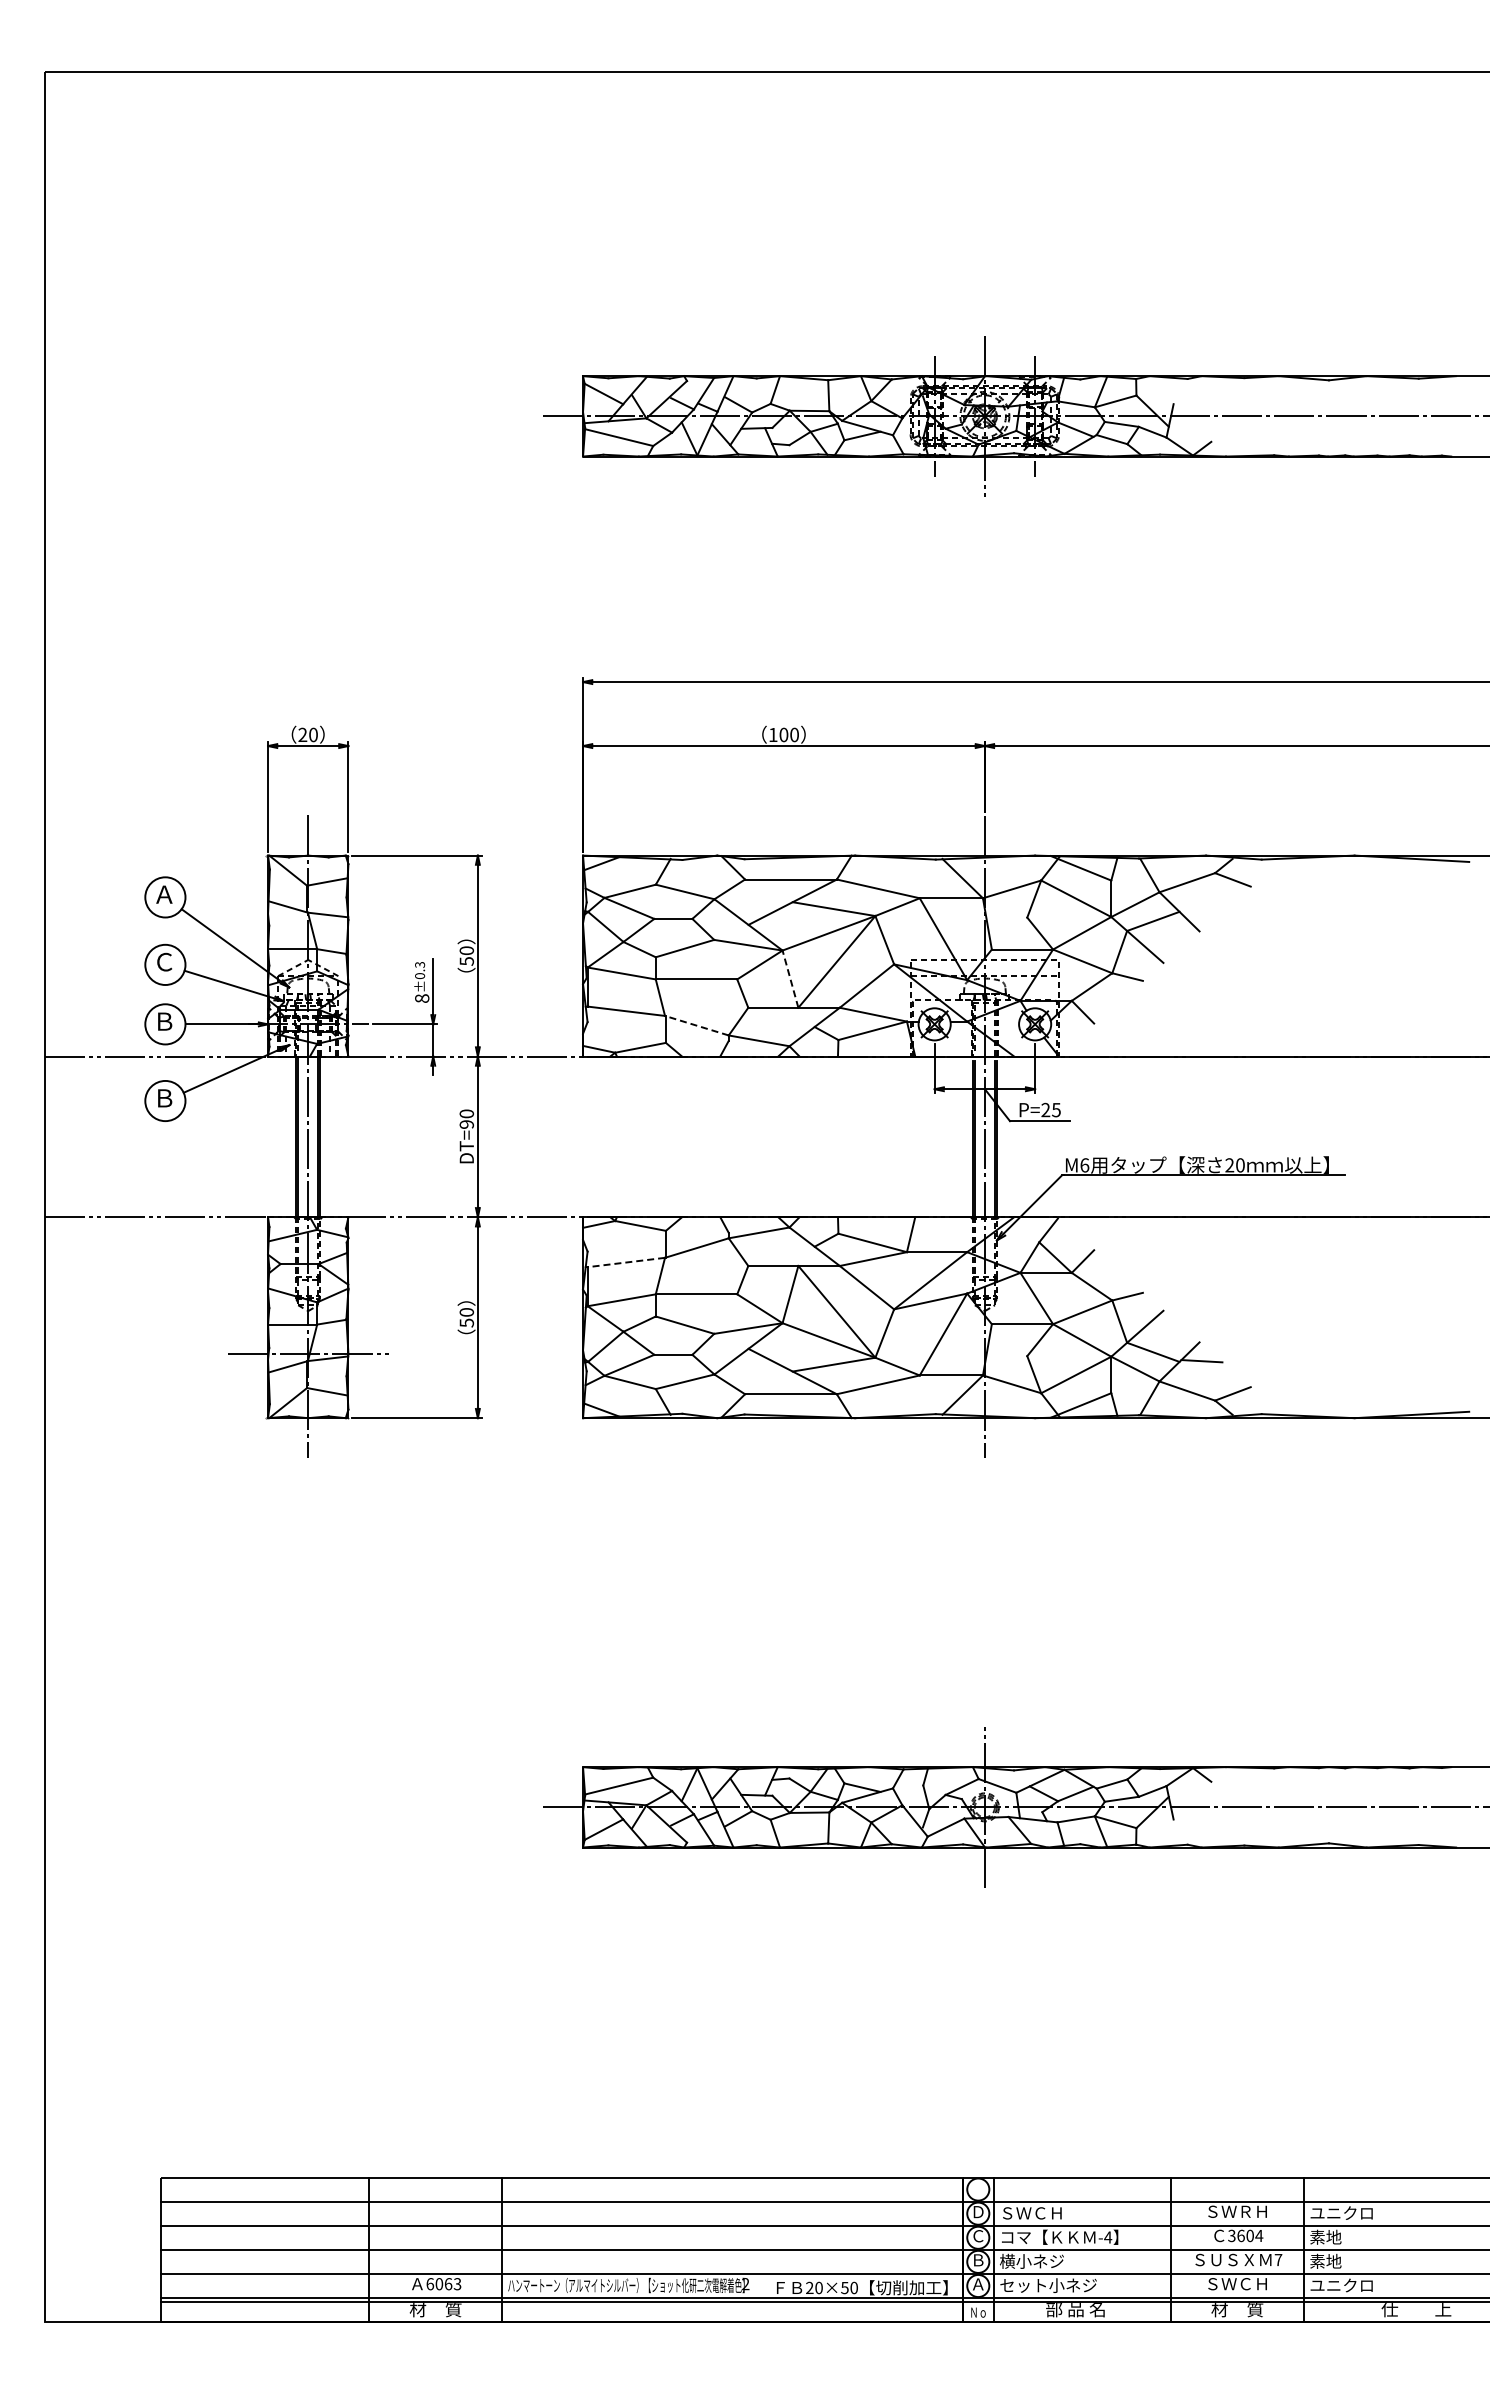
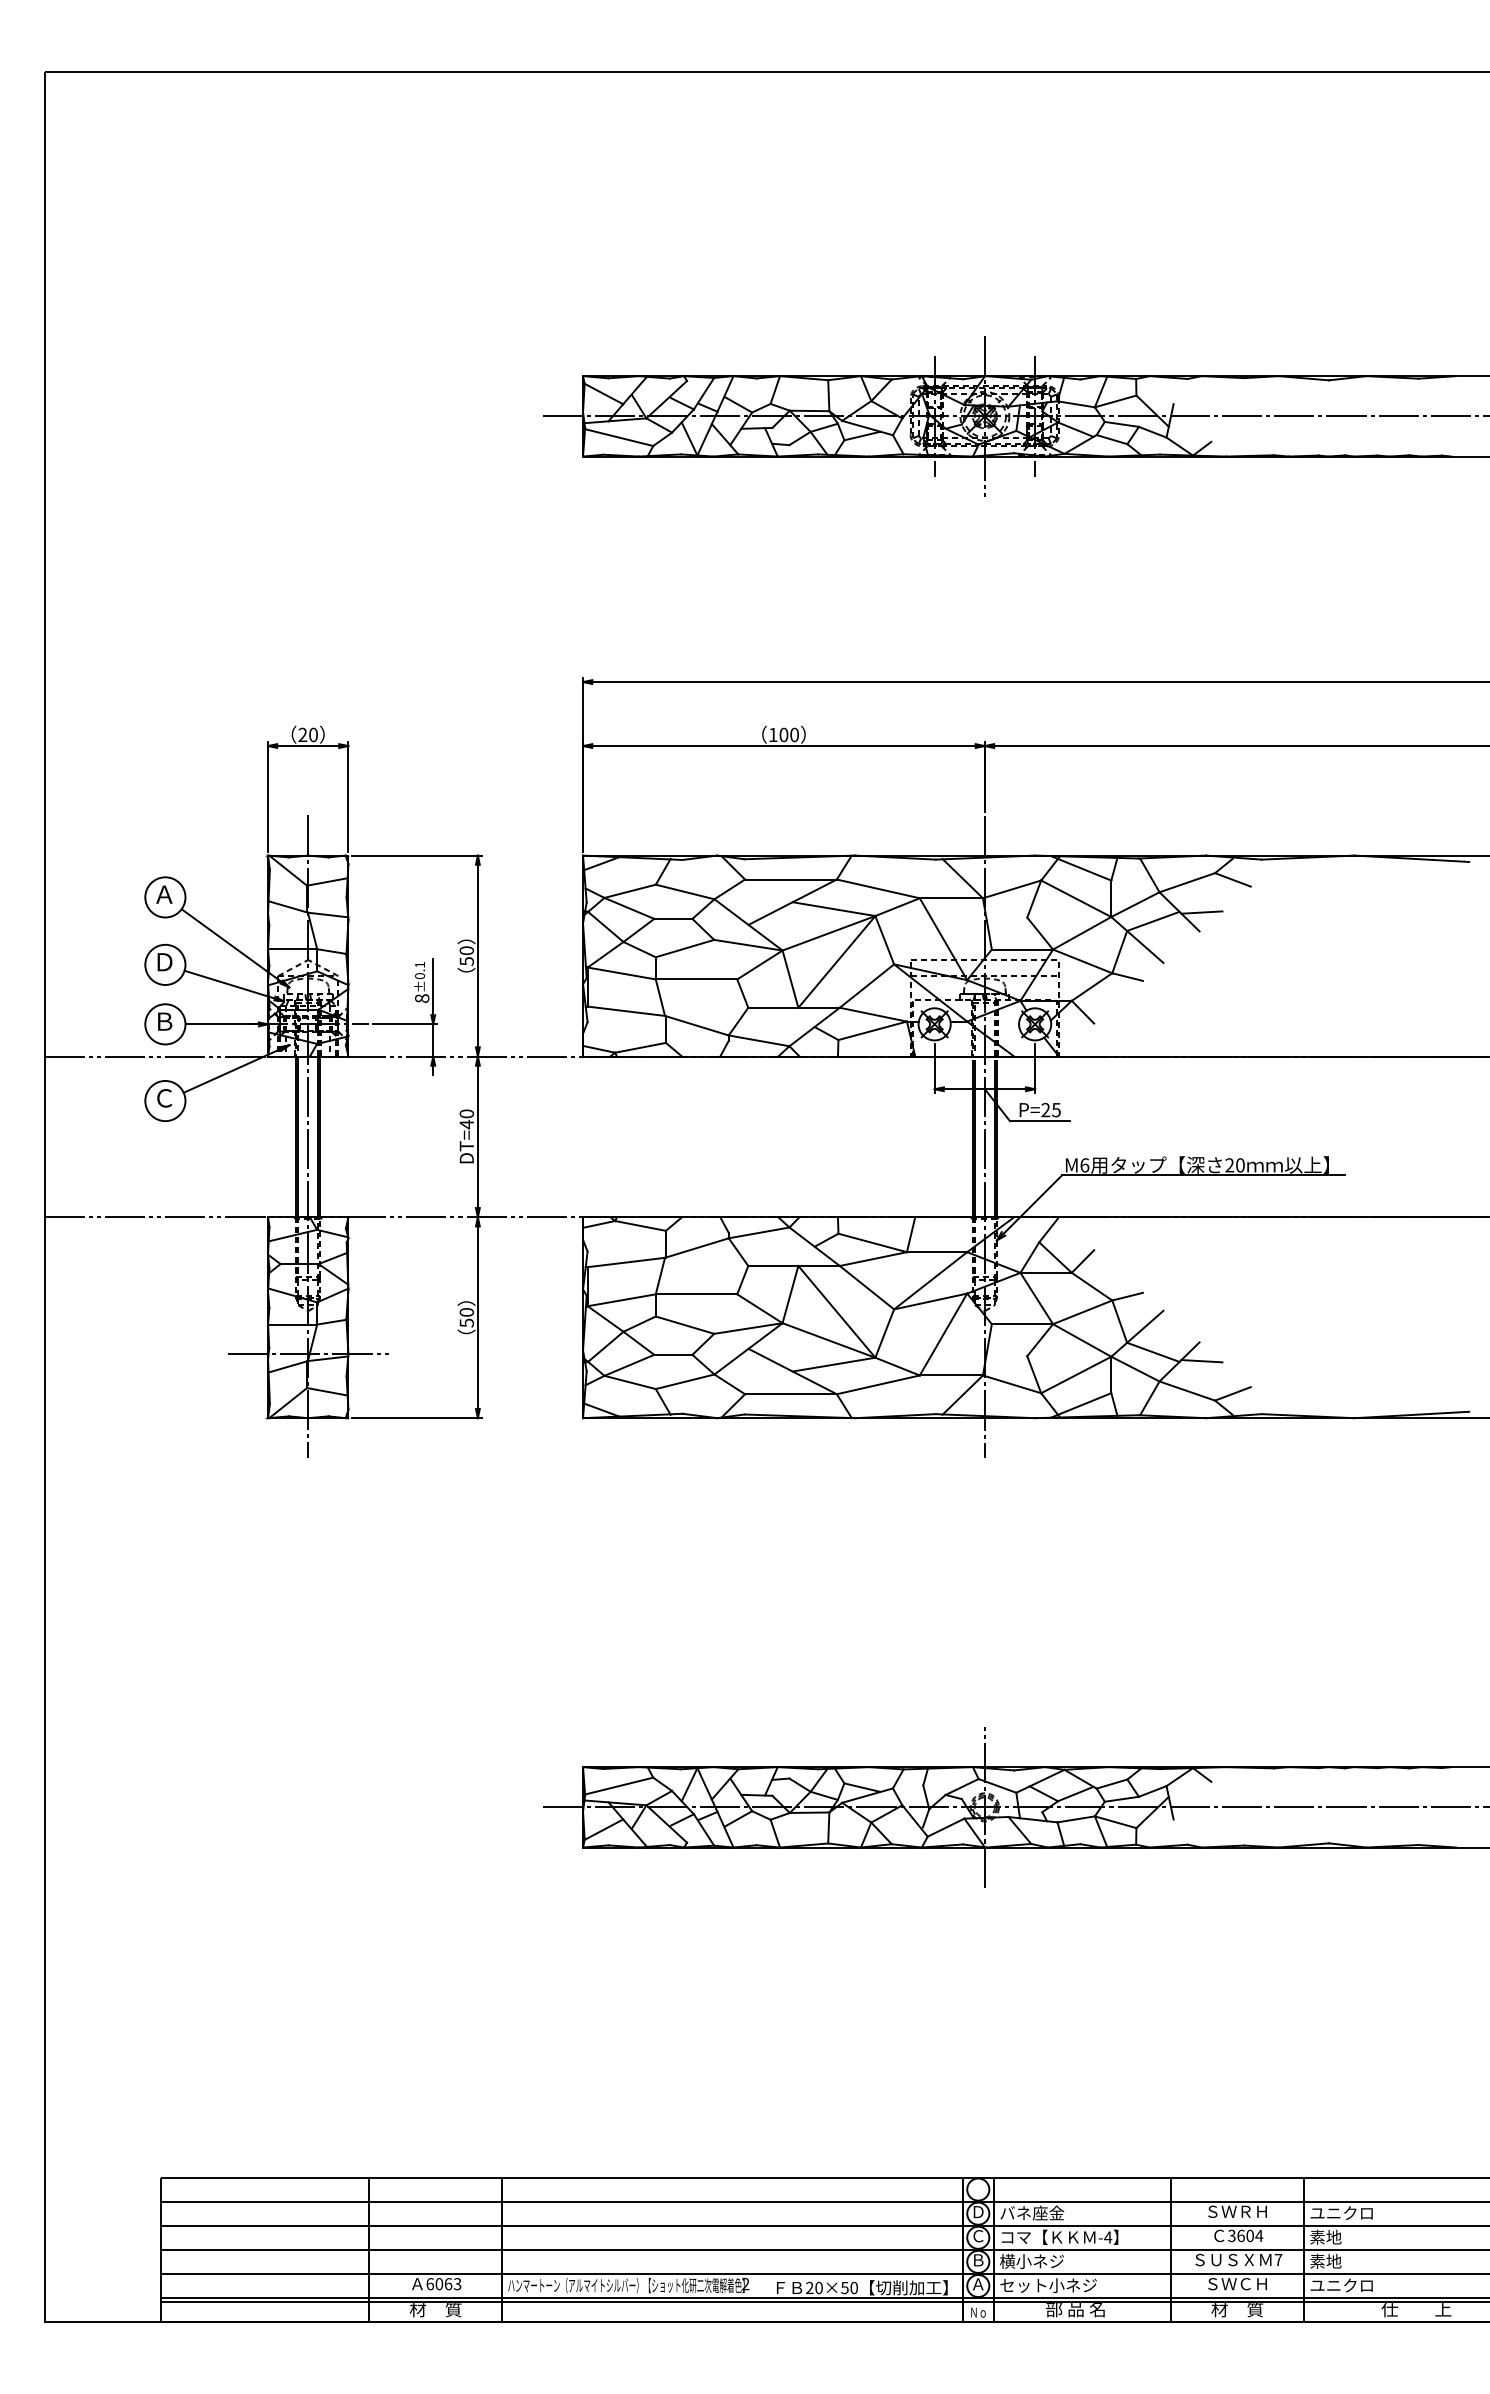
line: none -> present (1201, 912)
text: Ｃ -> Ｄ (164, 961)
text: ±0.3 -> ±0.1 (420, 964)
line: dashed -> solid (790, 979)
line: dashed -> solid (696, 1025)
text: Ｂ -> Ｃ (164, 1098)
text: DT=90 -> DT=40 (466, 1124)
line: dashed -> solid (626, 1262)
text: ＳＷＣＨ -> バネ座金 (1032, 2212)
